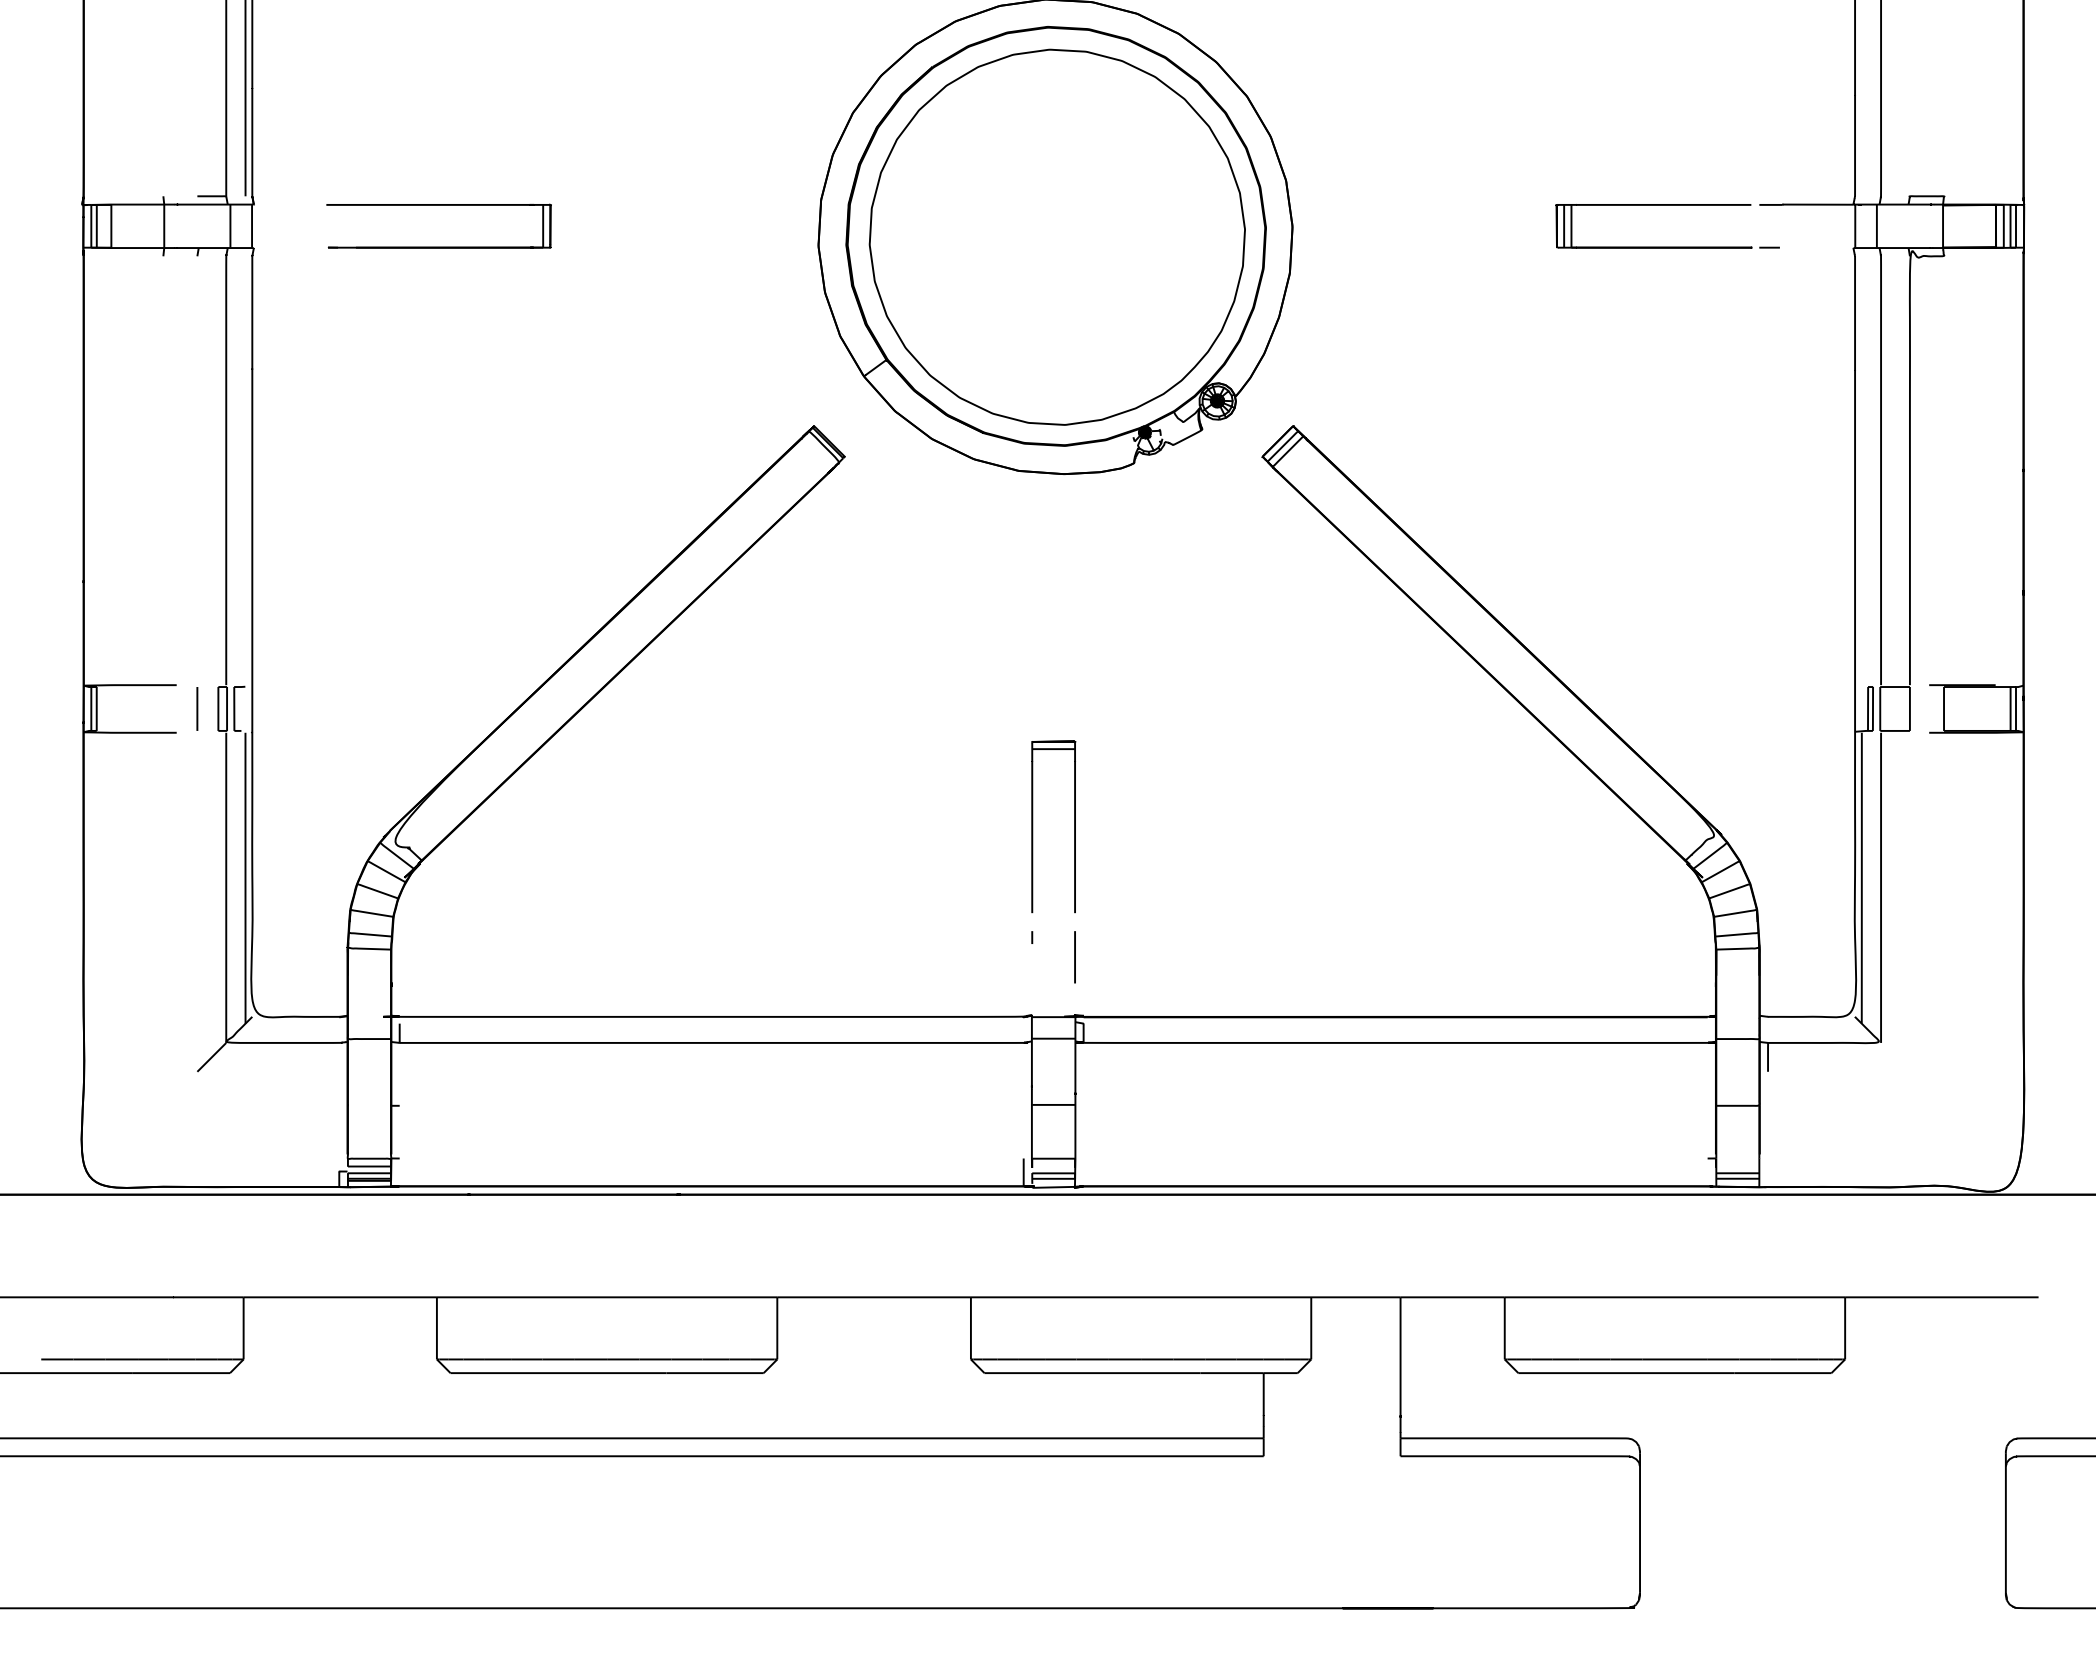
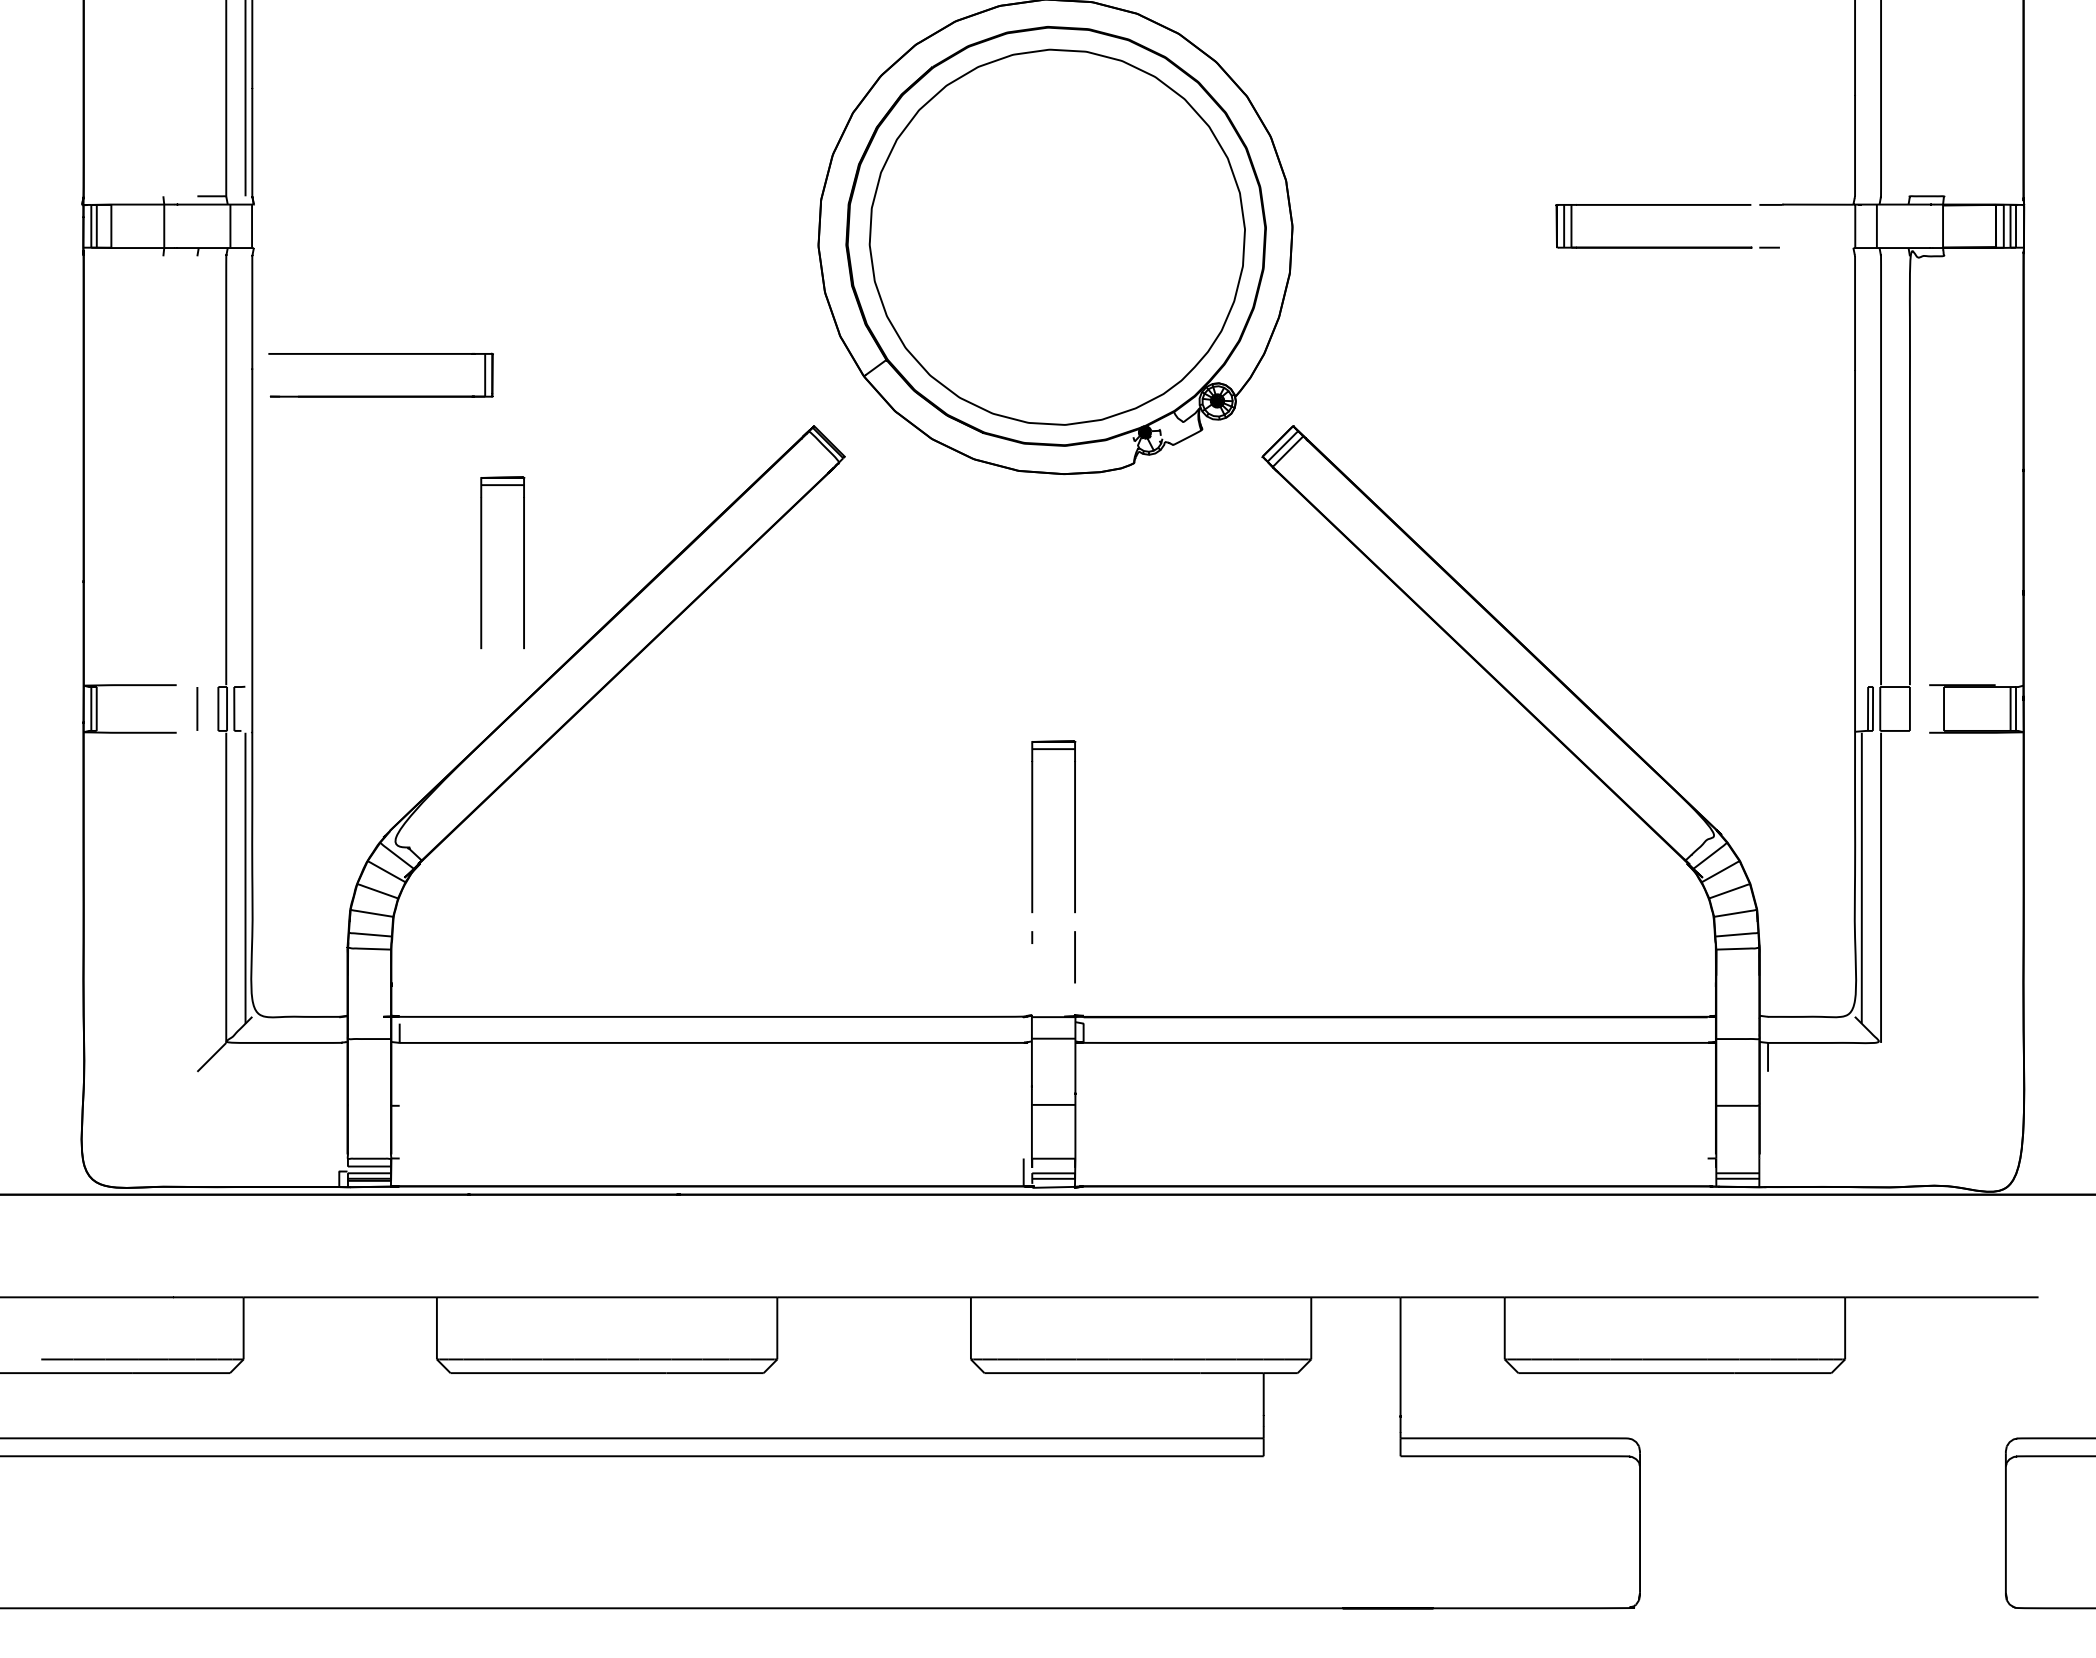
part position: (438, 205) -> (380, 354) (380, 354)
part: none -> present (482, 562)
